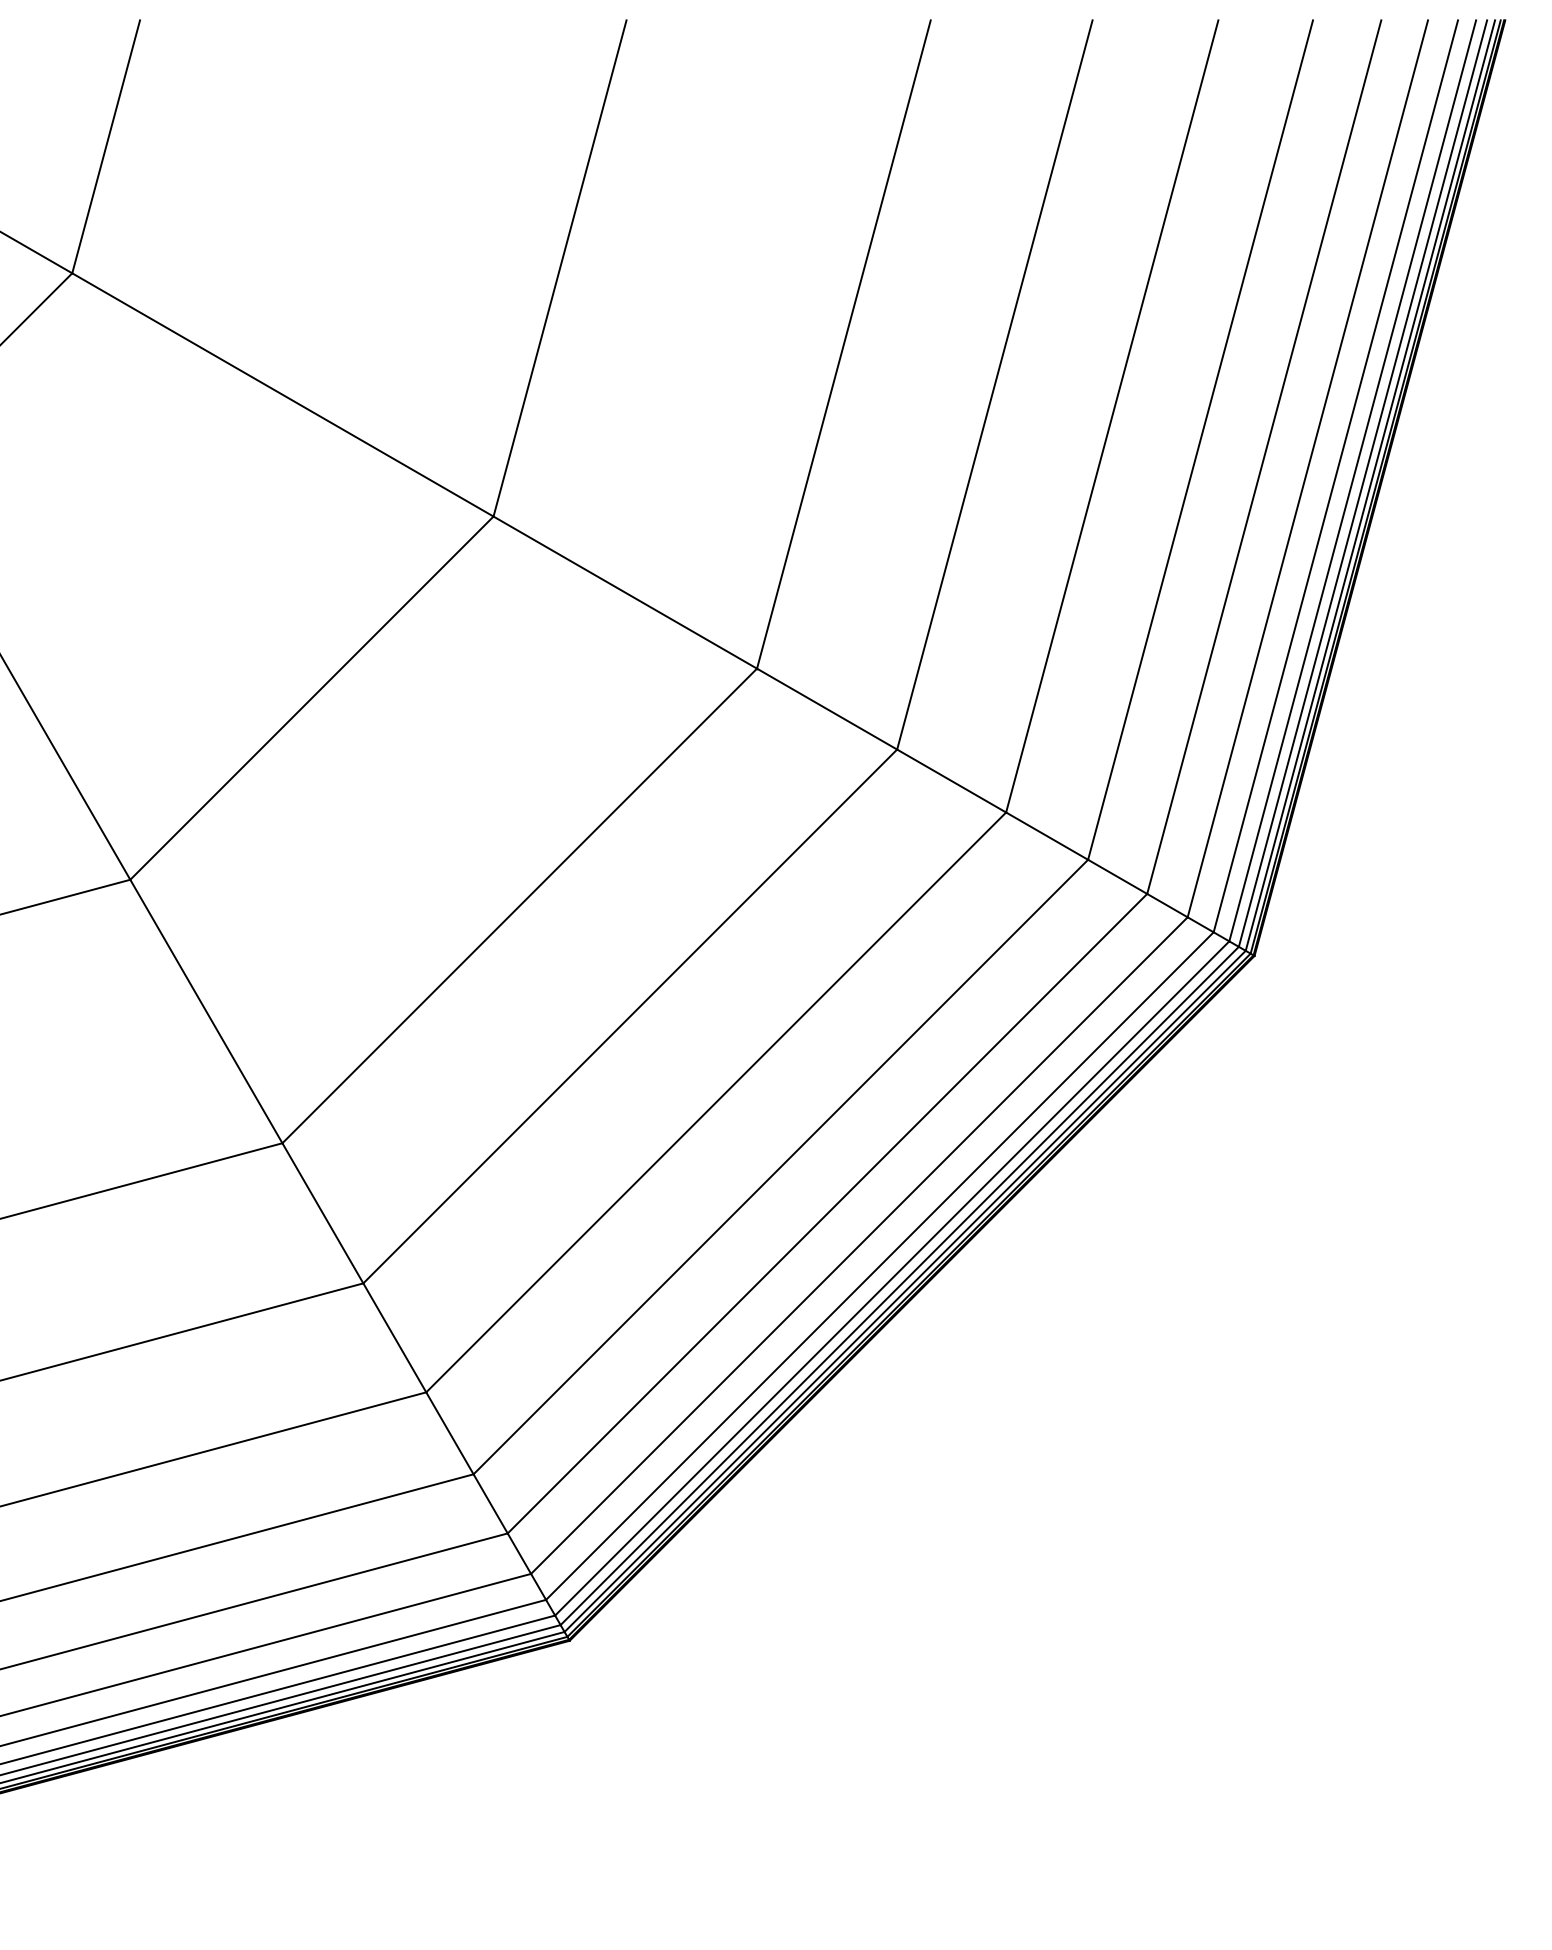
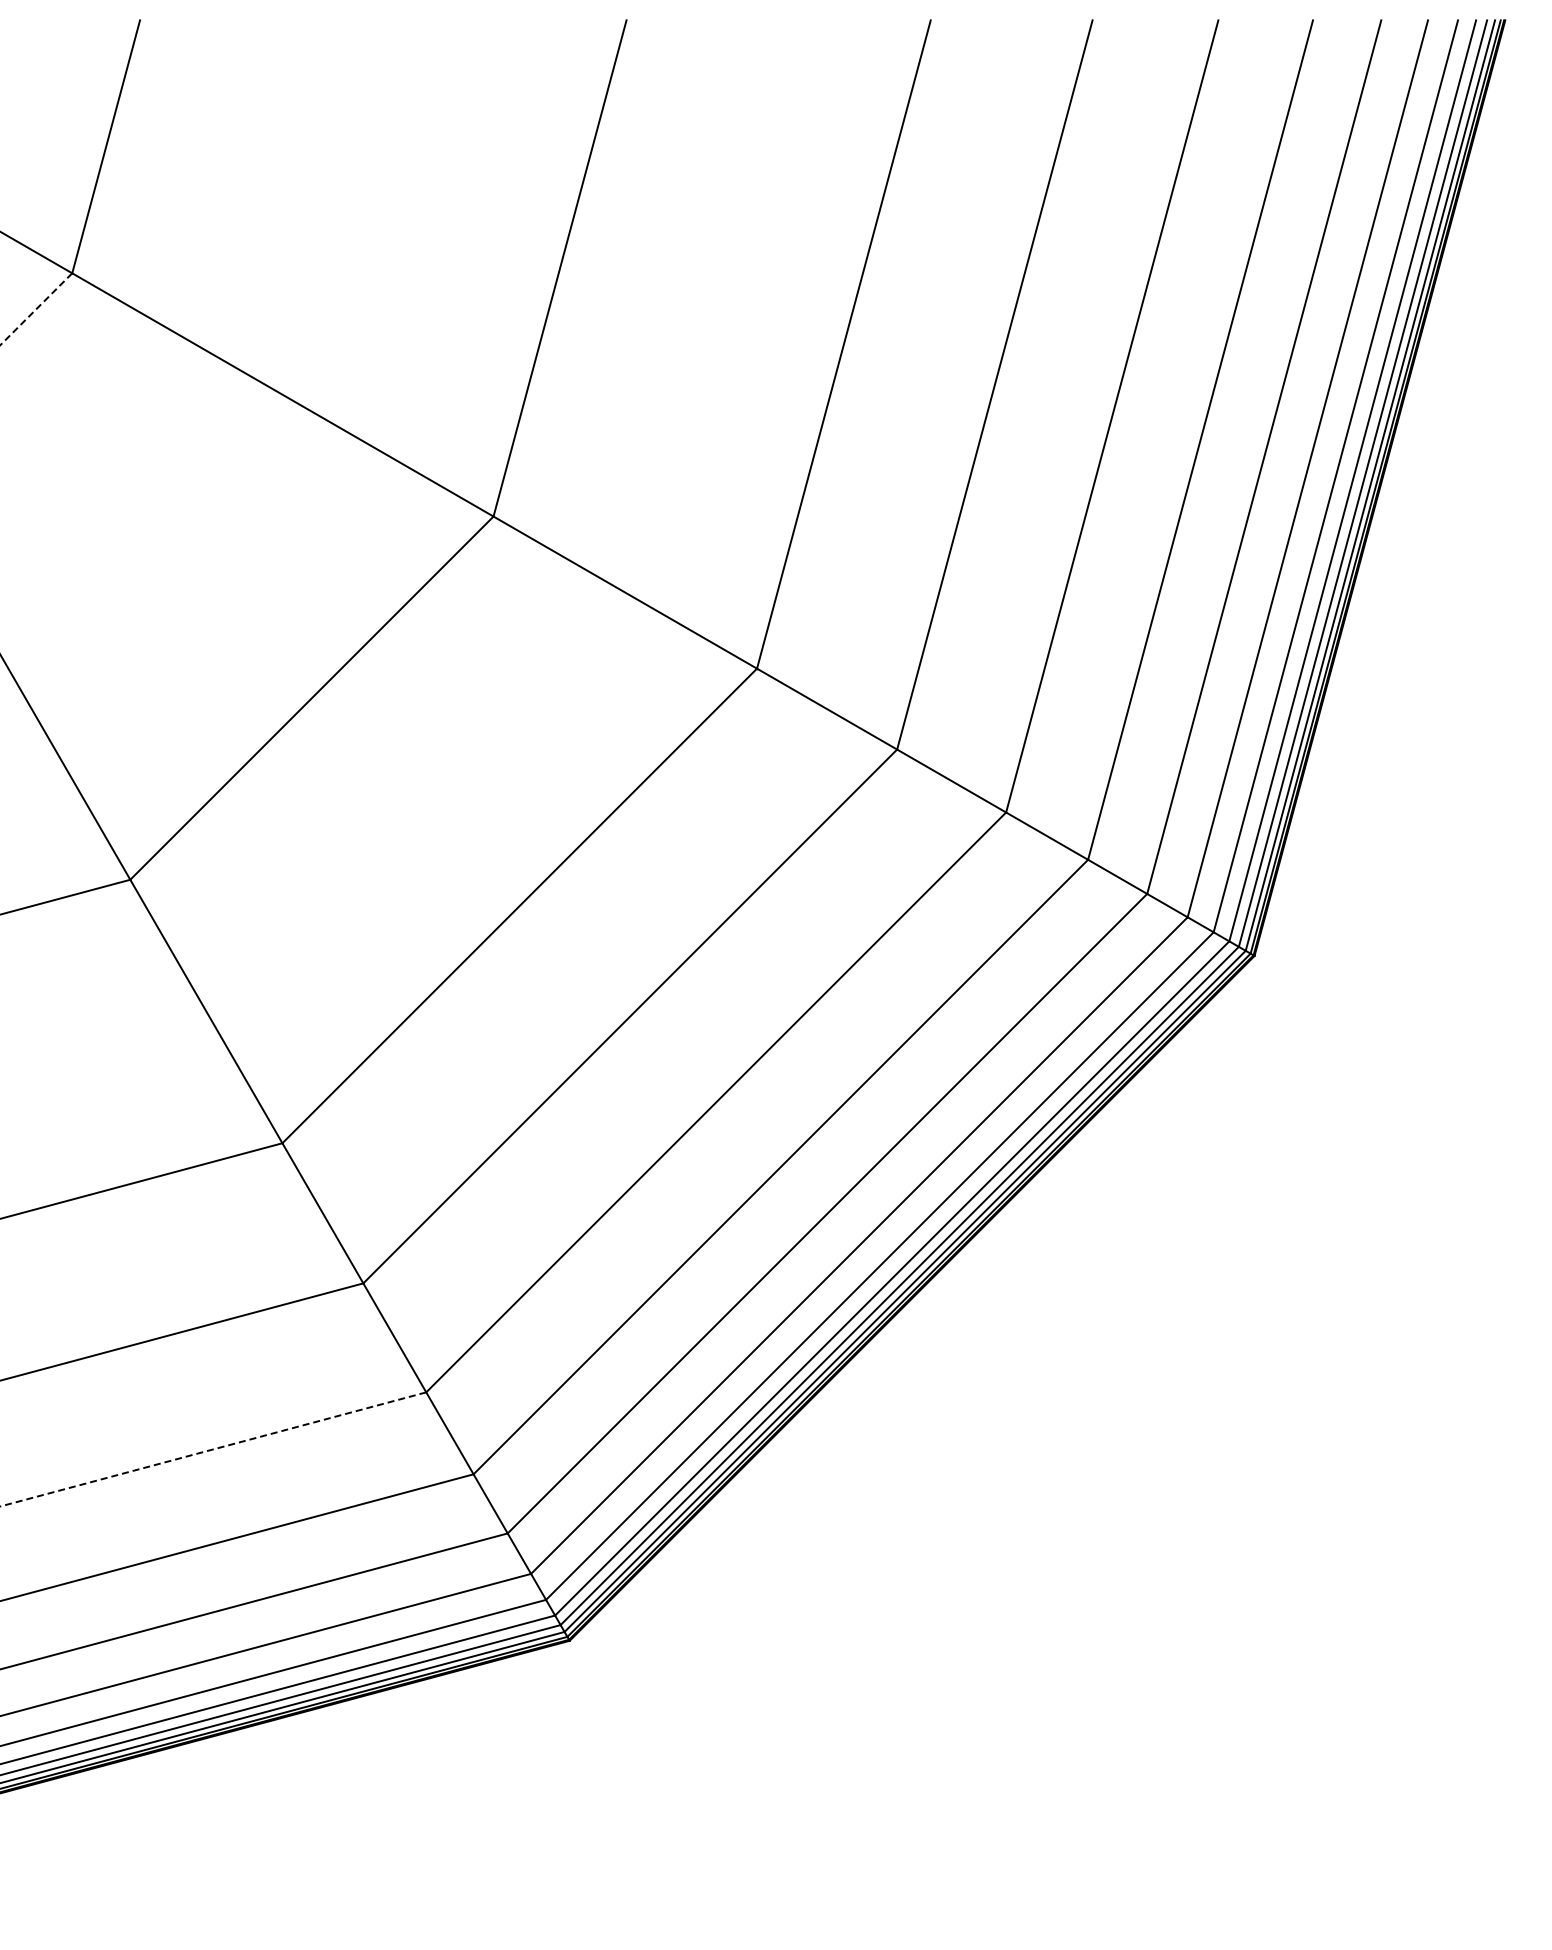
line: solid -> dashed (36, 309)
line: solid -> dashed (213, 1449)
